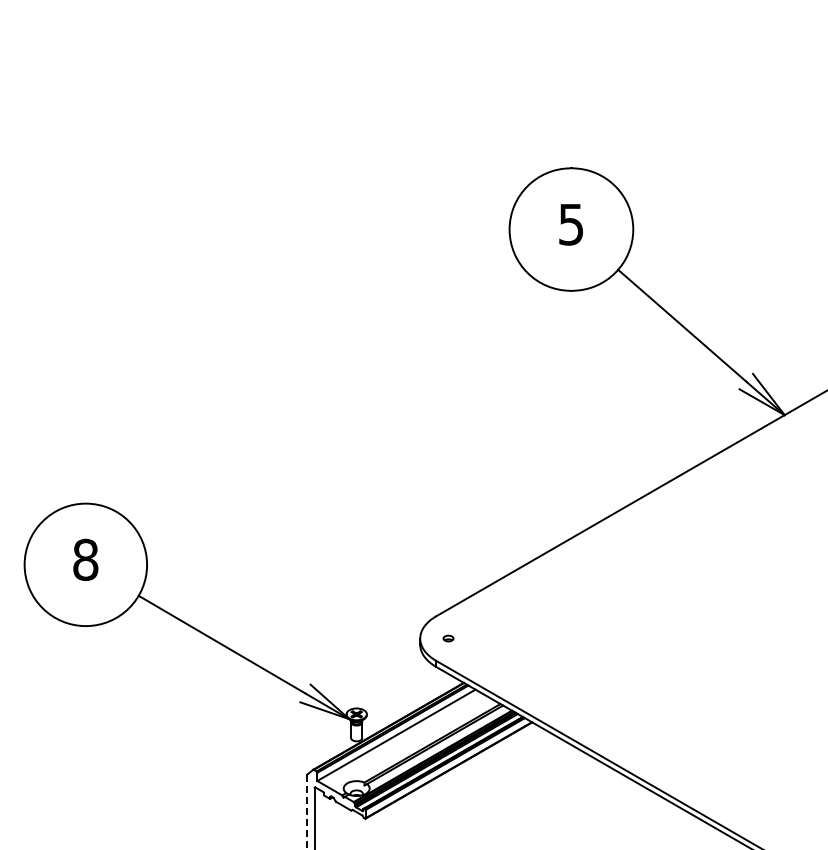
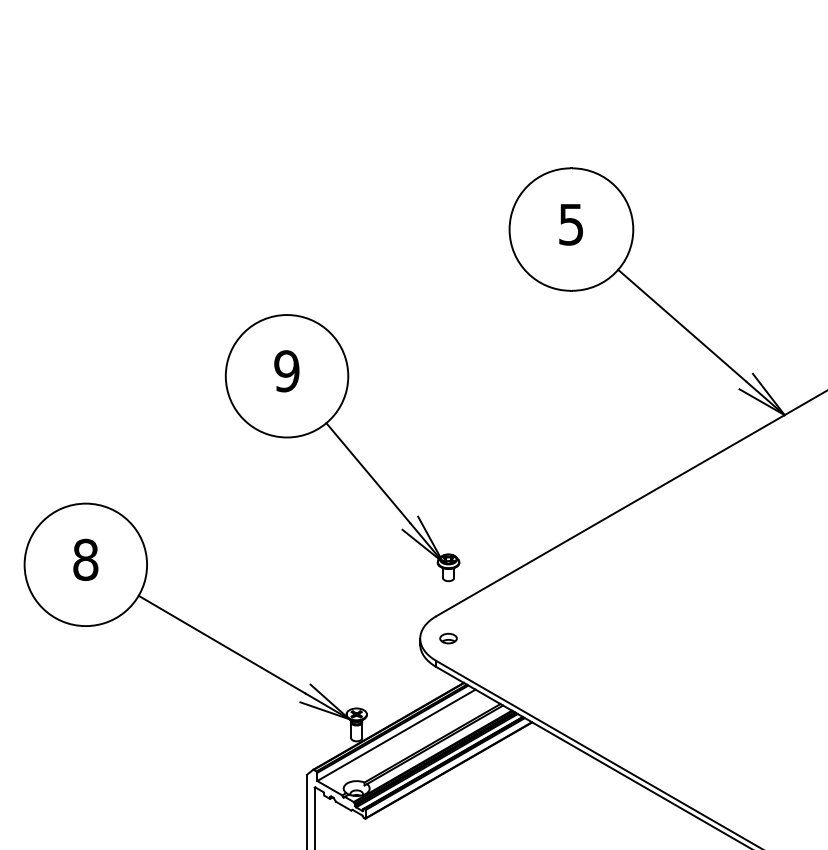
part: none -> present (342, 447)
part size: 13x9 px -> 19x13 px (448, 638)
line: dashed -> solid (306, 813)
